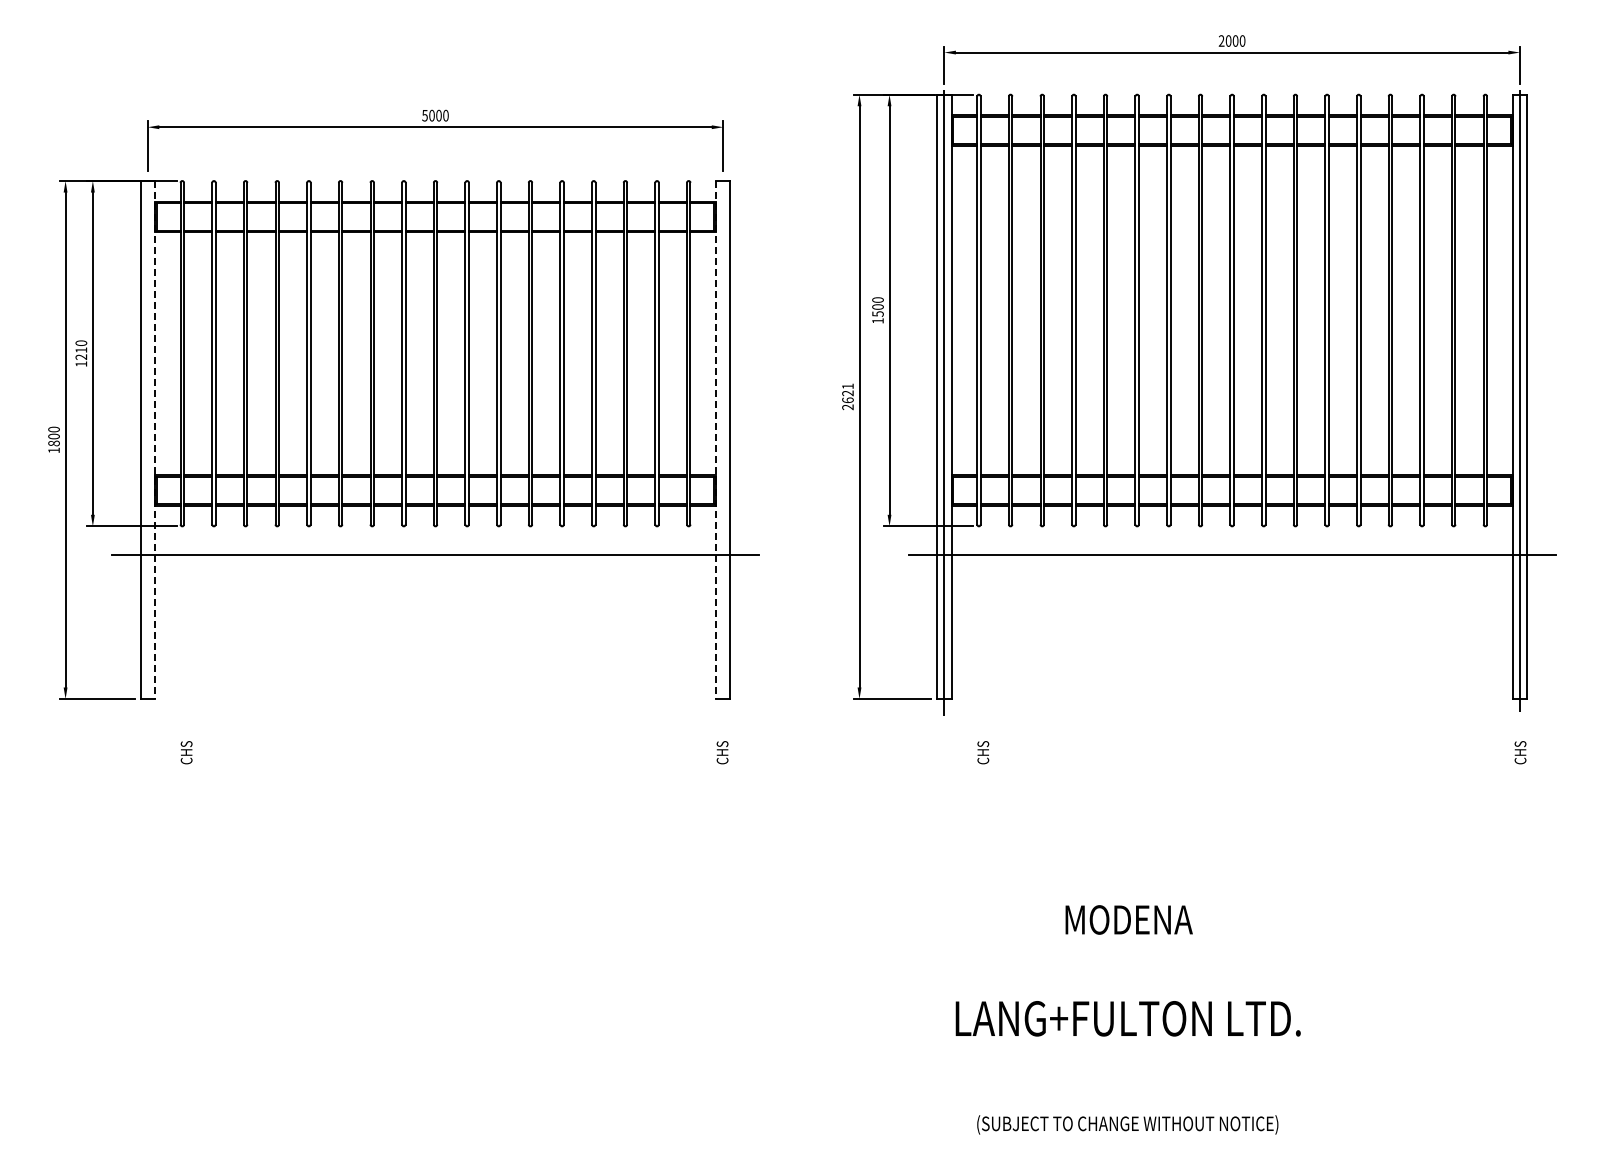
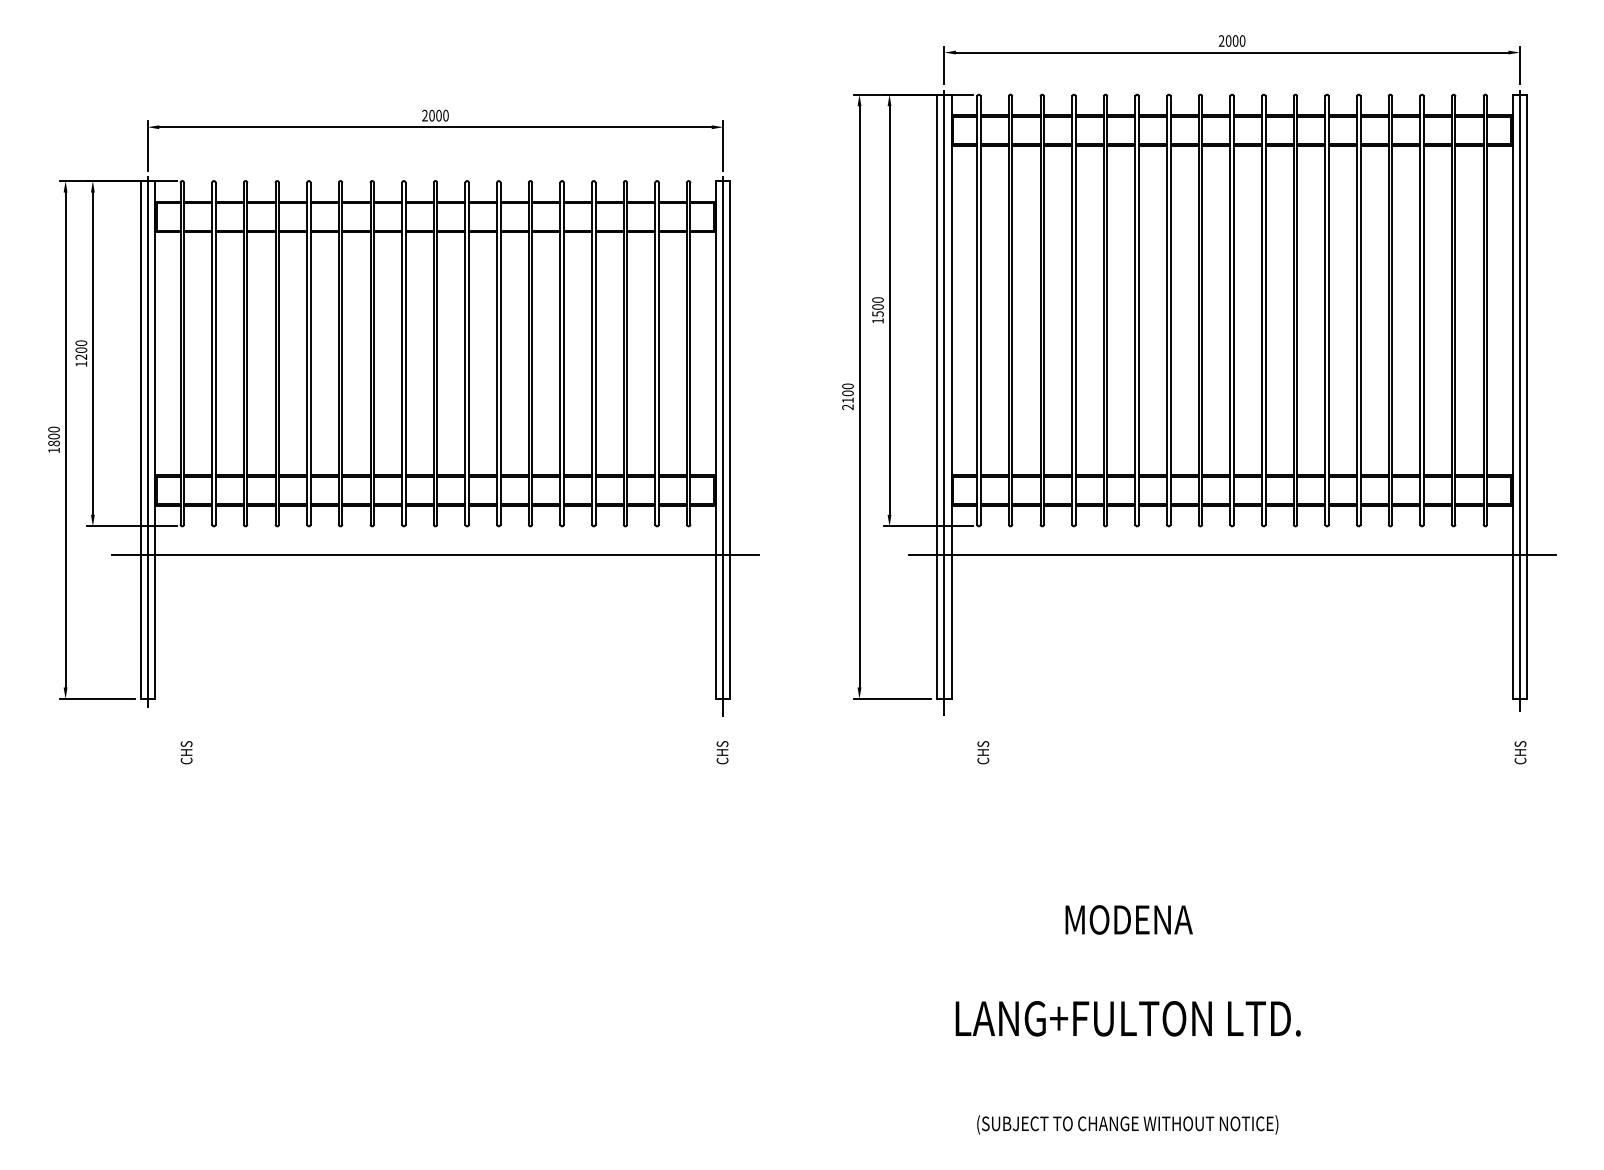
text: 5000 -> 2000 (424, 115)
text: 1210 -> 1200 (81, 349)
text: 2621 -> 2100 (847, 393)
line: dashed -> solid (154, 440)
line: dashed -> solid (716, 440)
line: none -> present (147, 441)
line: none -> present (723, 446)
